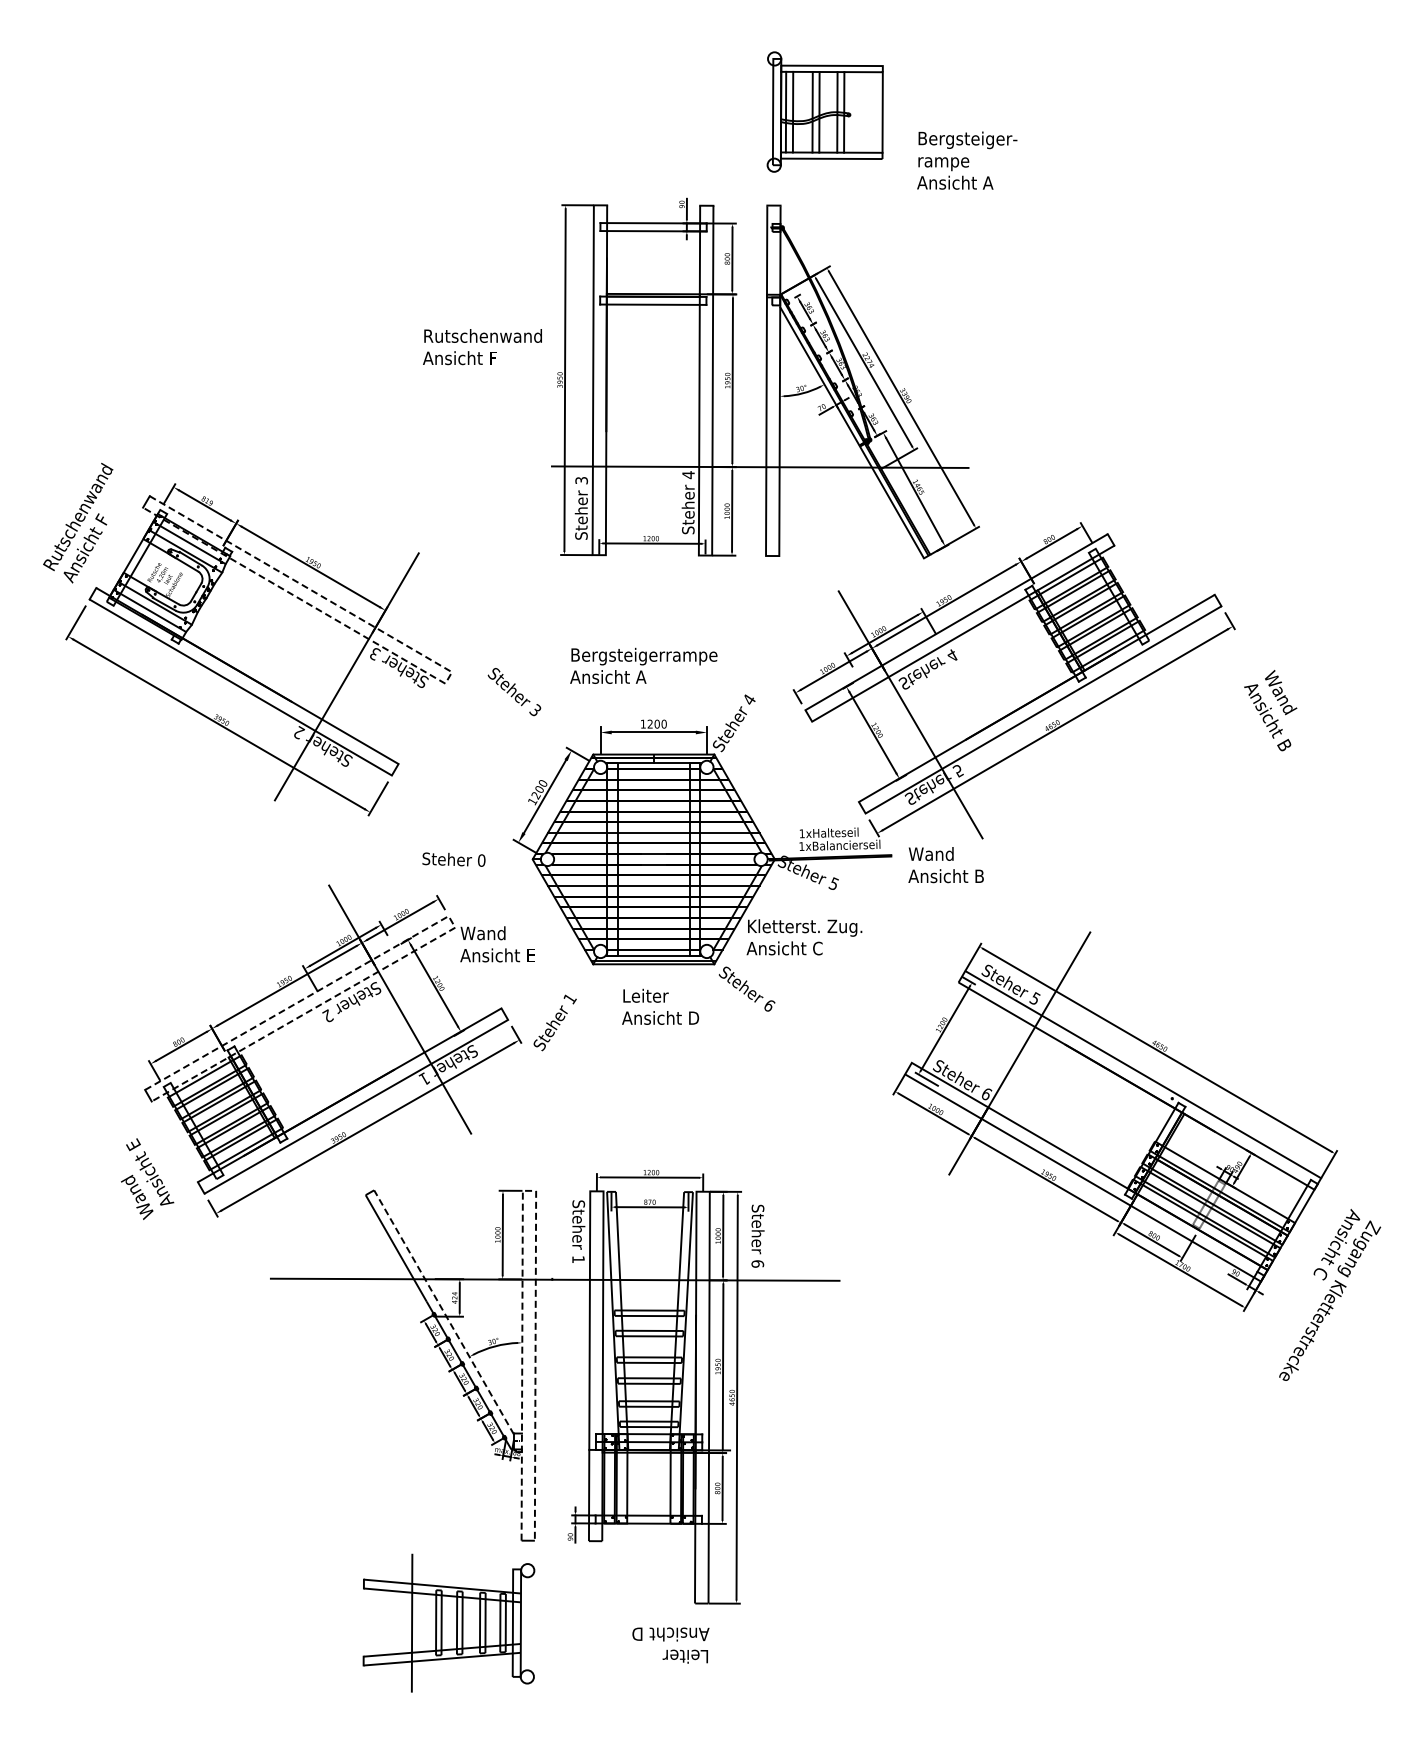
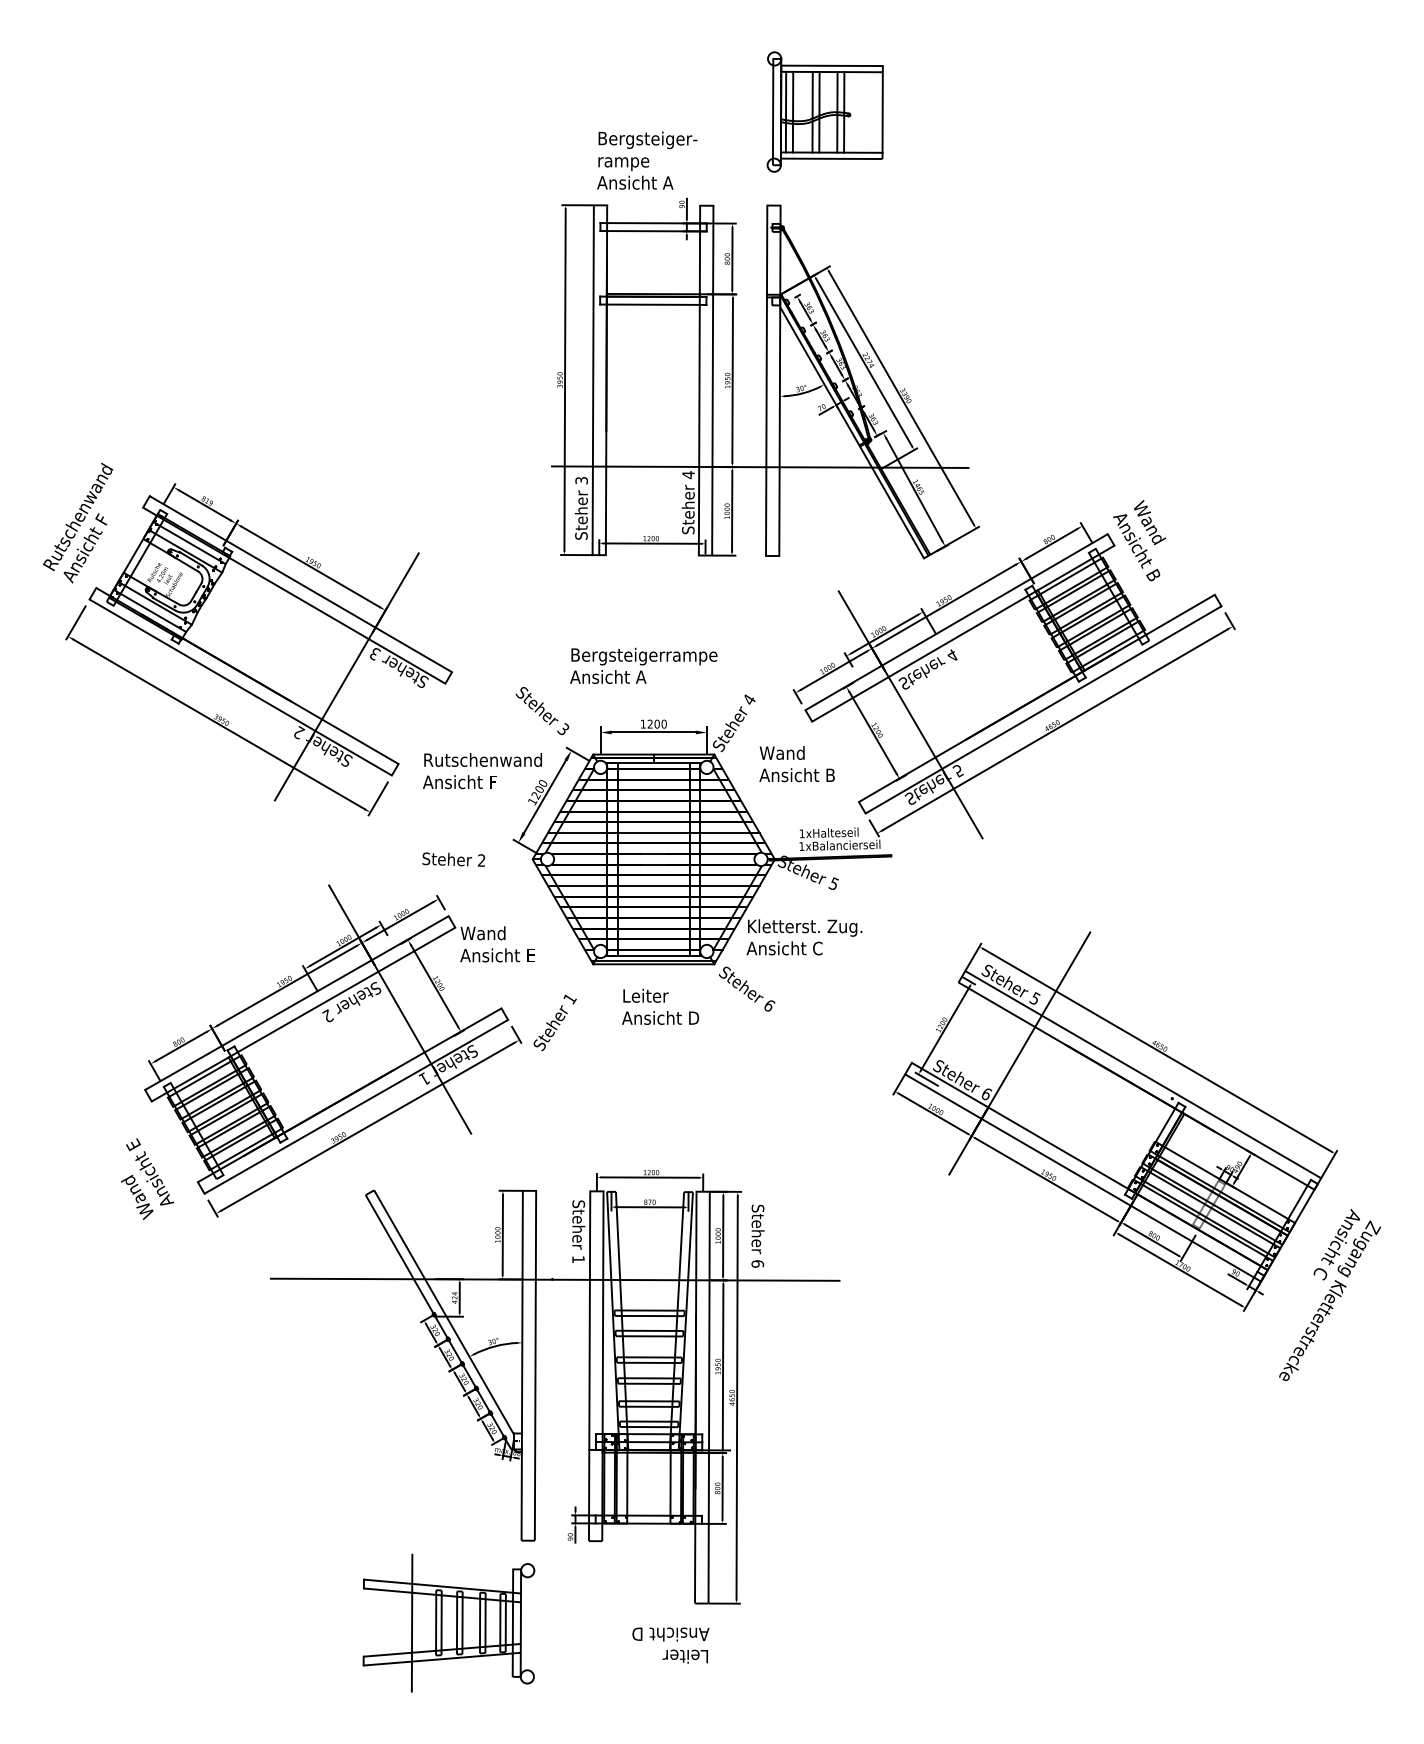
text position: (967, 160) -> (647, 160) (647, 160)
text position: (482, 347) -> (482, 771) (482, 771)
line: dashed -> solid (448, 677)
text position: (514, 692) -> (542, 711) (542, 711)
text position: (1270, 710) -> (1139, 540) (1139, 540)
text: 0 -> 2 (481, 860)
text position: (945, 865) -> (796, 764) (796, 764)
line: dashed -> solid (452, 921)
line: dashed -> solid (529, 1190)
line: dashed -> solid (444, 1312)
